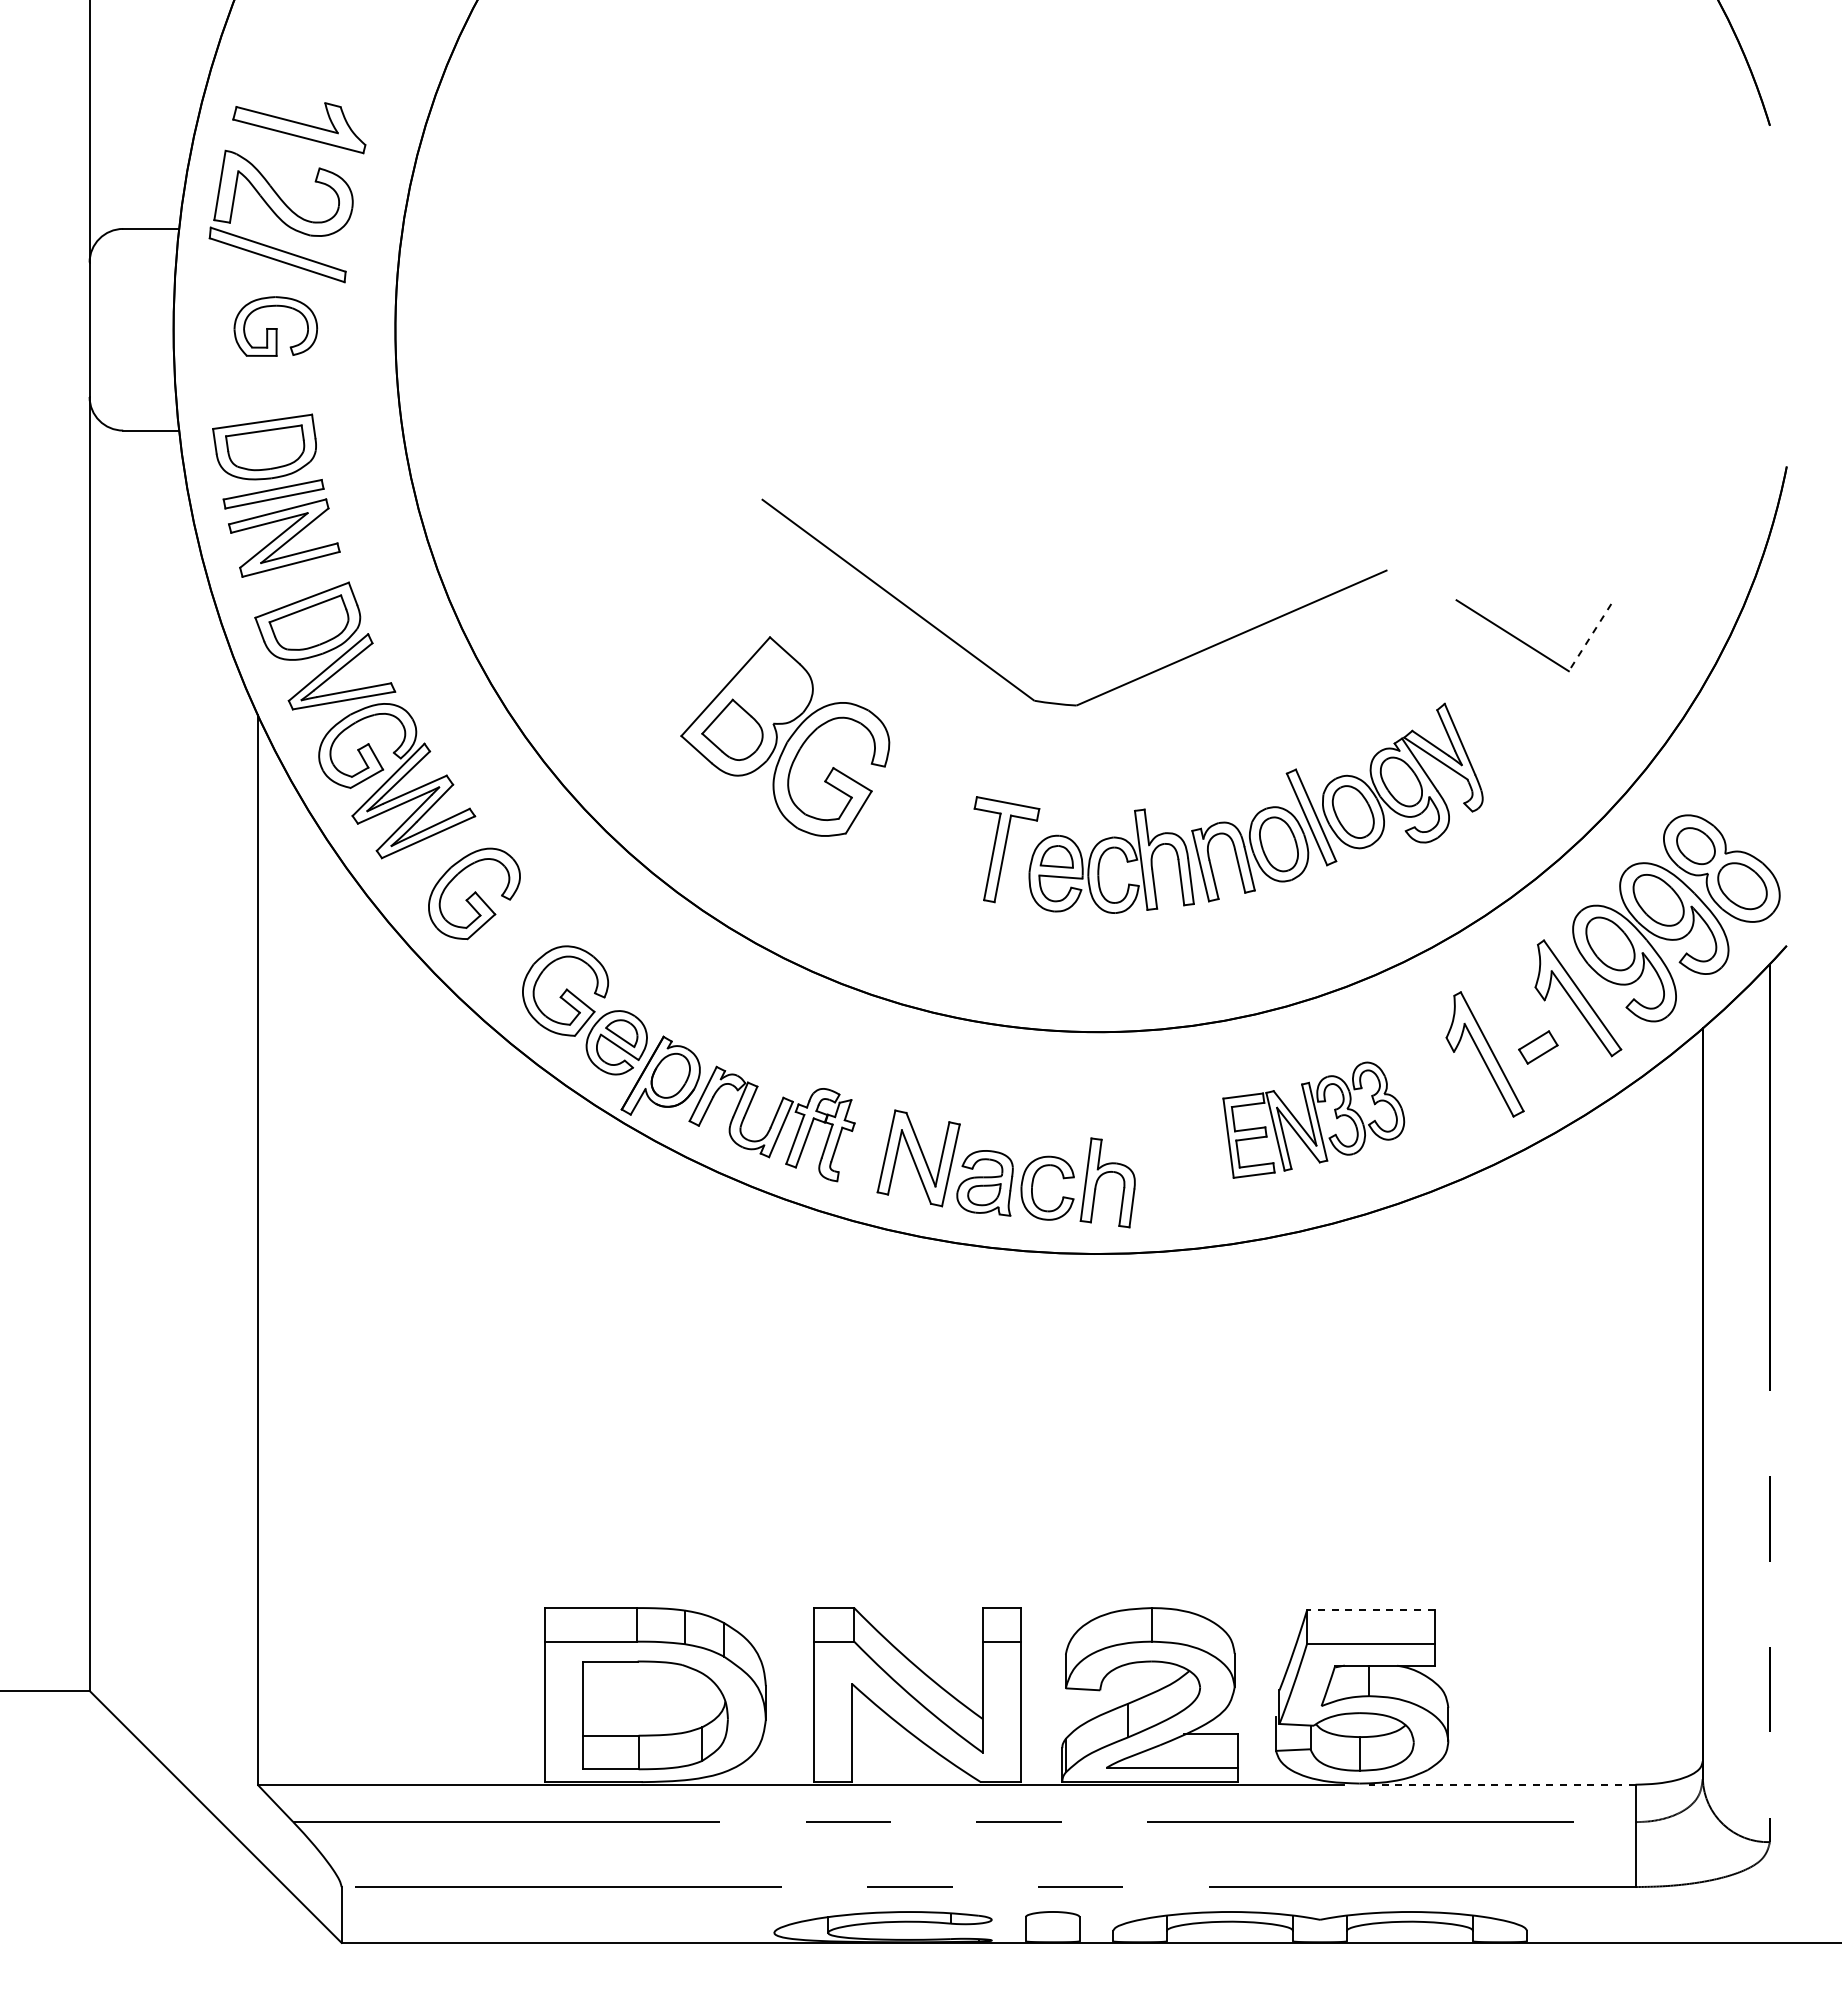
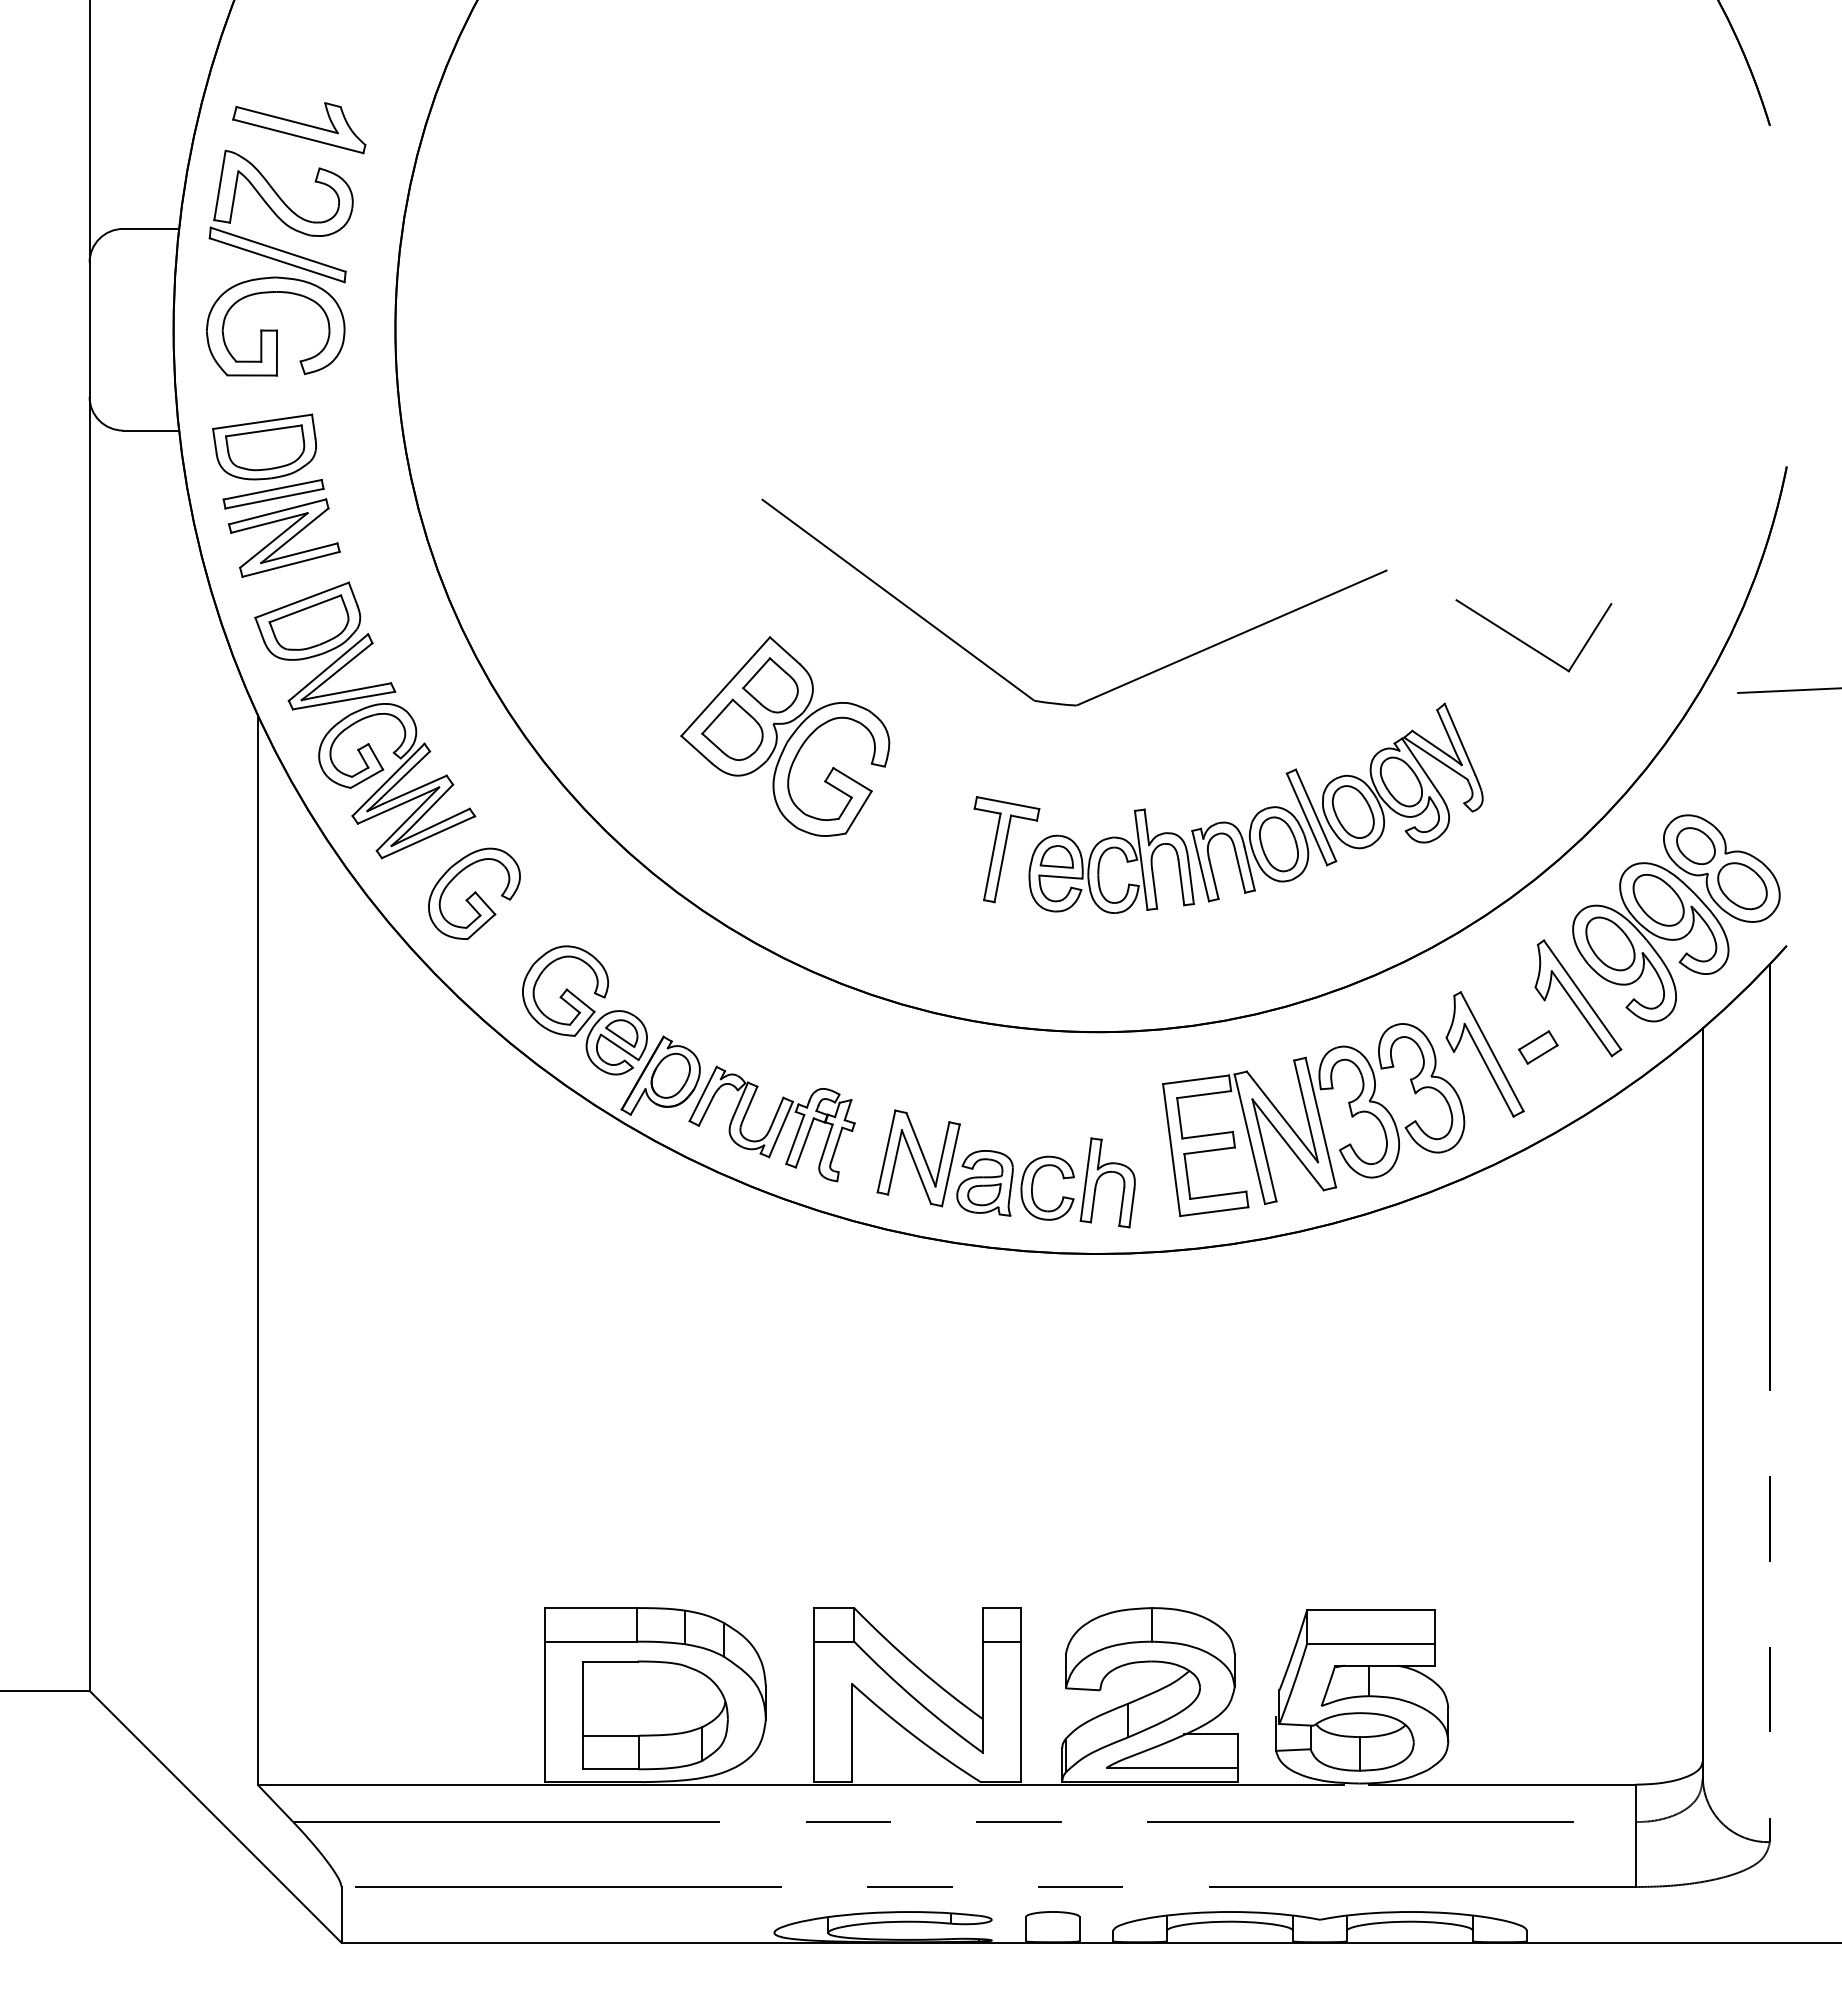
part size: 86x61 px -> 140x101 px (275, 326)
line: dashed -> solid (1590, 637)
part: none -> present (770, 685)
line: none -> present (1787, 690)
part size: 184x118 px -> 304x195 px (1313, 1120)
line: dashed -> solid (1370, 1610)
line: dashed -> solid (1501, 1784)
